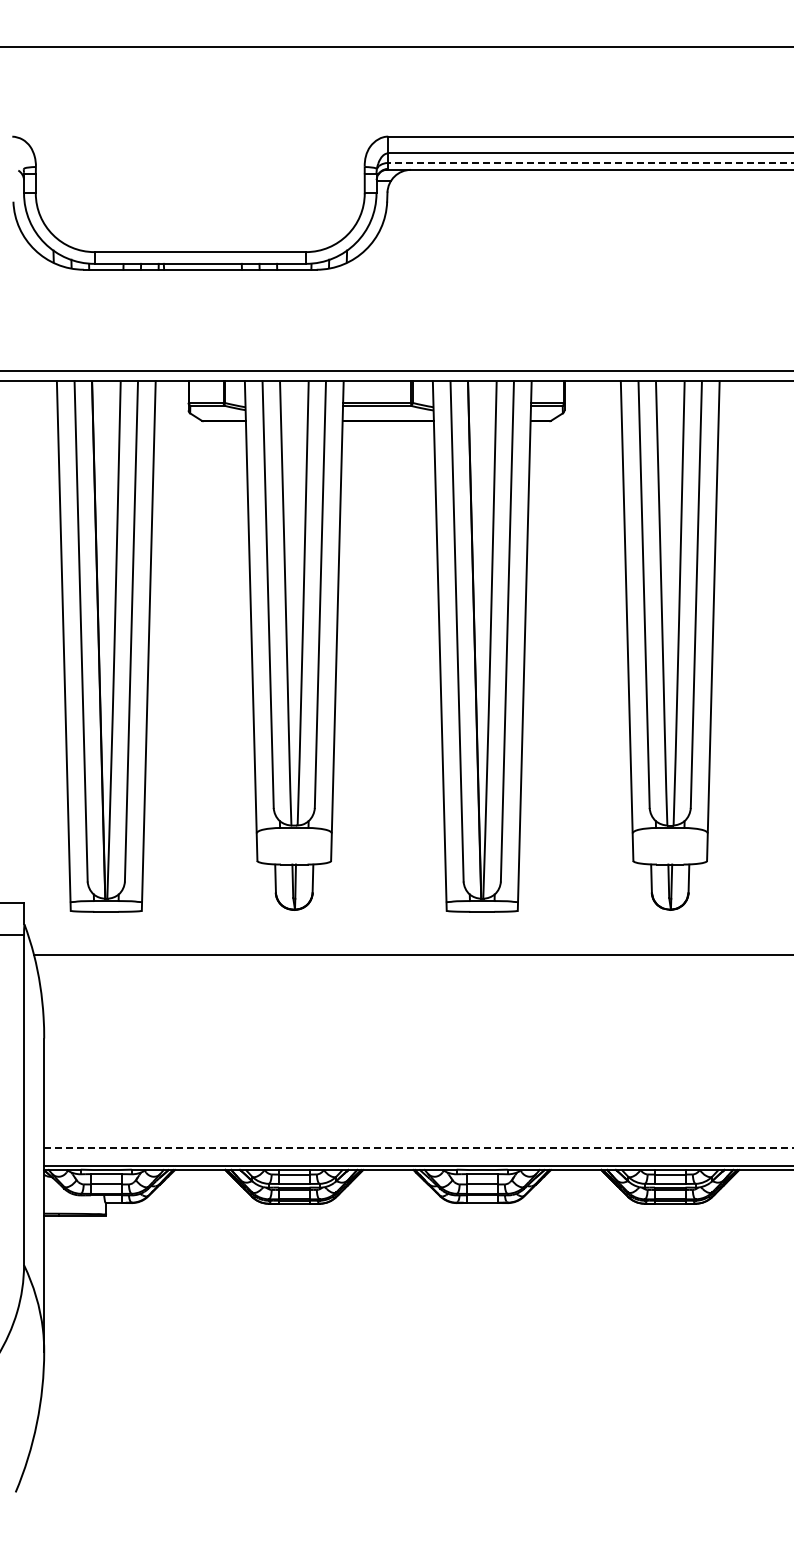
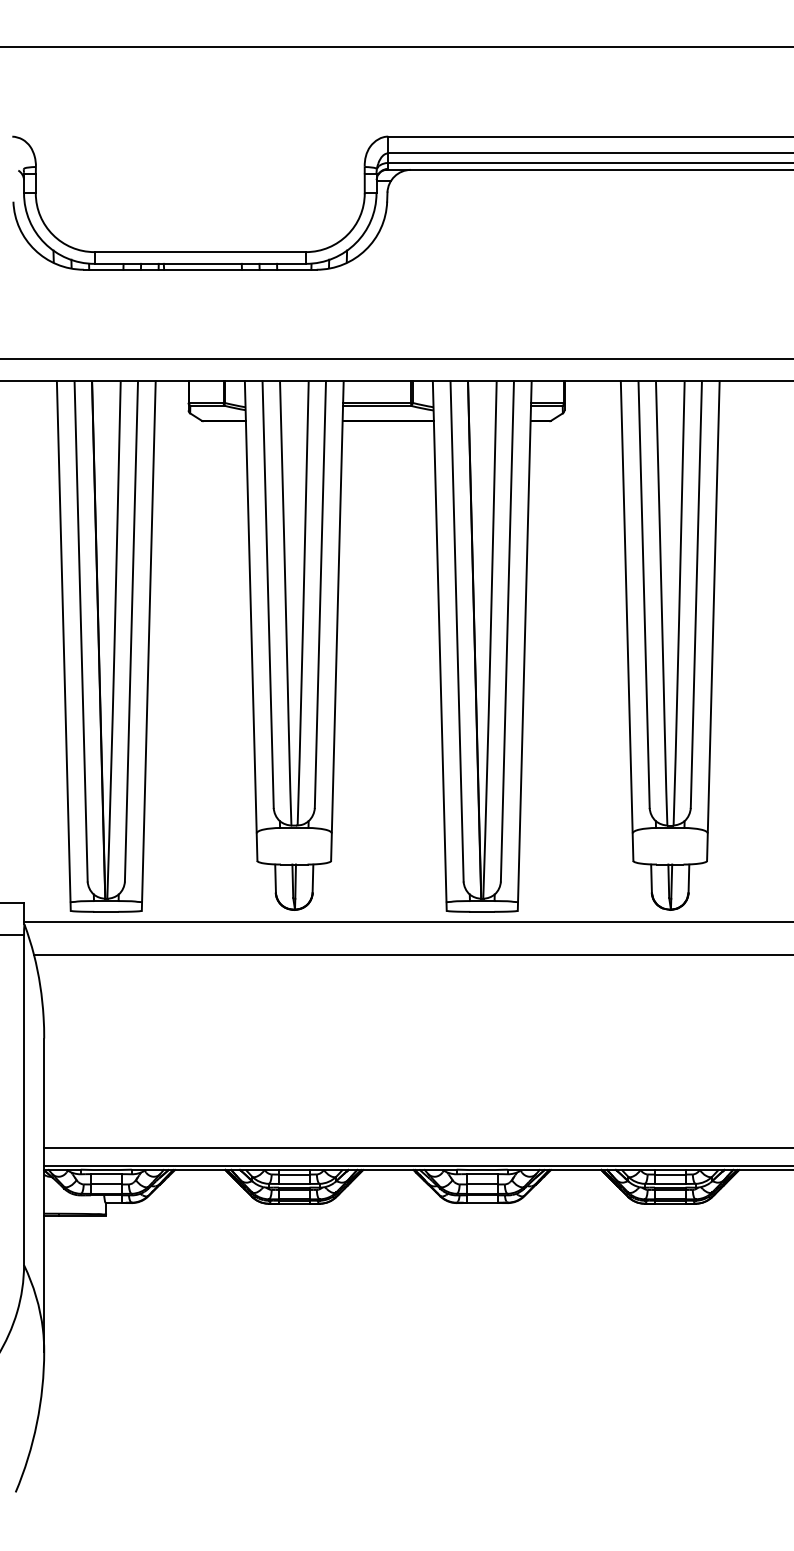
line: dashed -> solid (590, 163)
line position: (396, 371) -> (396, 359) (396, 359)
line: none -> present (407, 921)
line: dashed -> solid (419, 1147)
